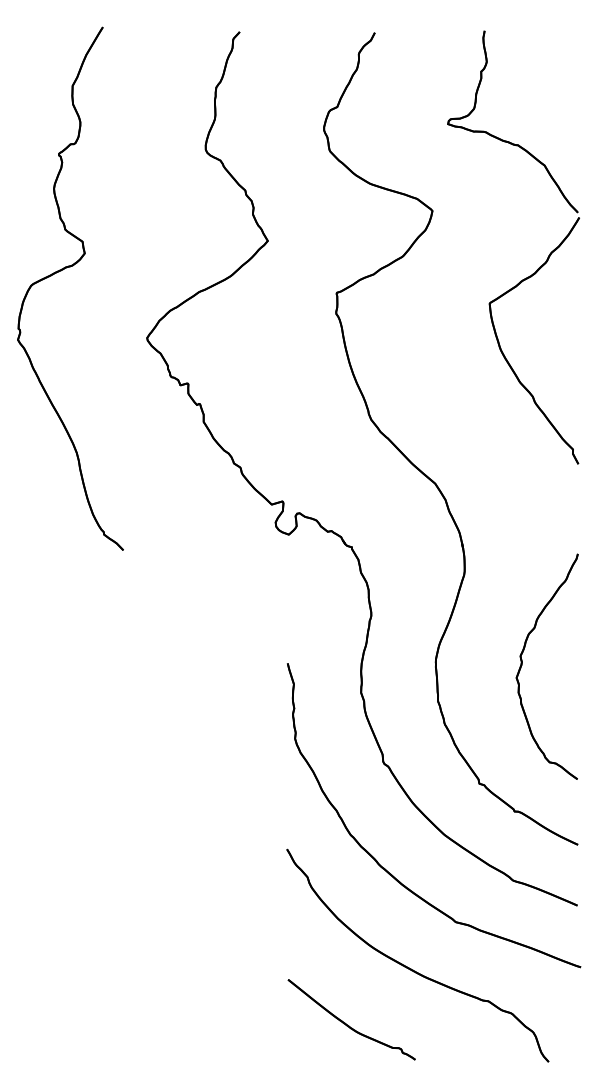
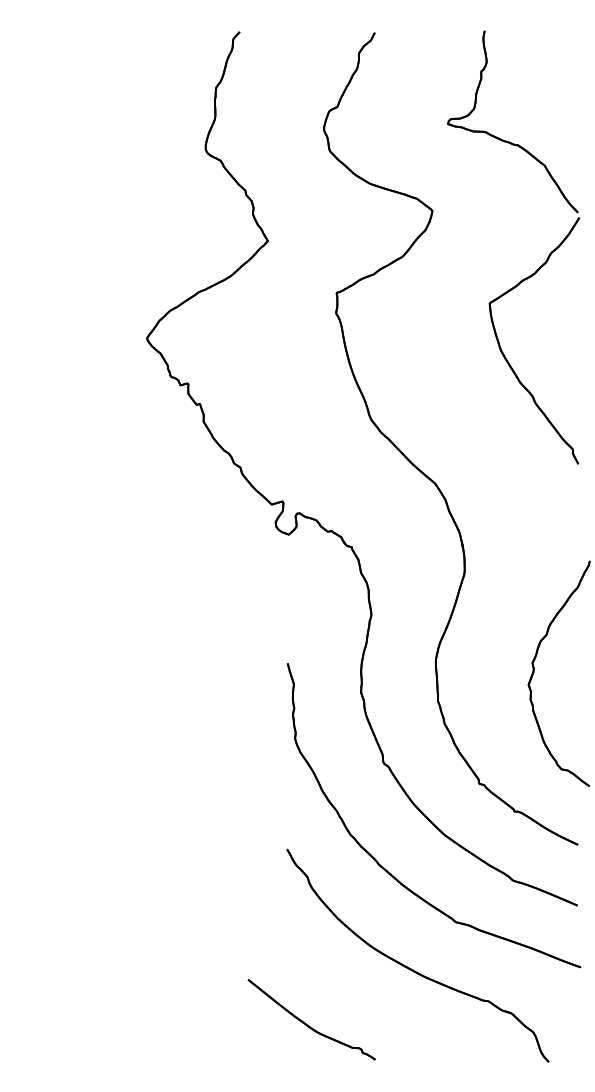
part: present -> none (61, 271)
part position: (522, 665) -> (534, 672) (534, 672)
part position: (349, 1025) -> (309, 1025) (309, 1025)
